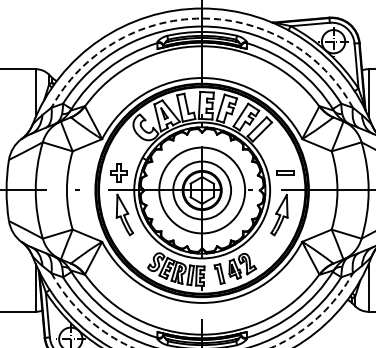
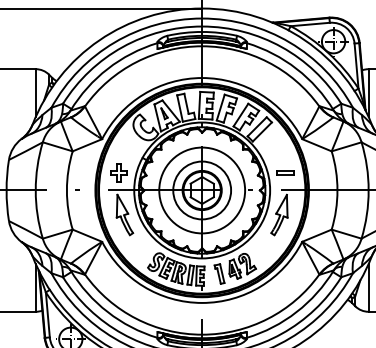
line: none -> present (102, 8)
arc: dashed -> solid (202, 18)
arc: dashed -> solid (271, 347)
